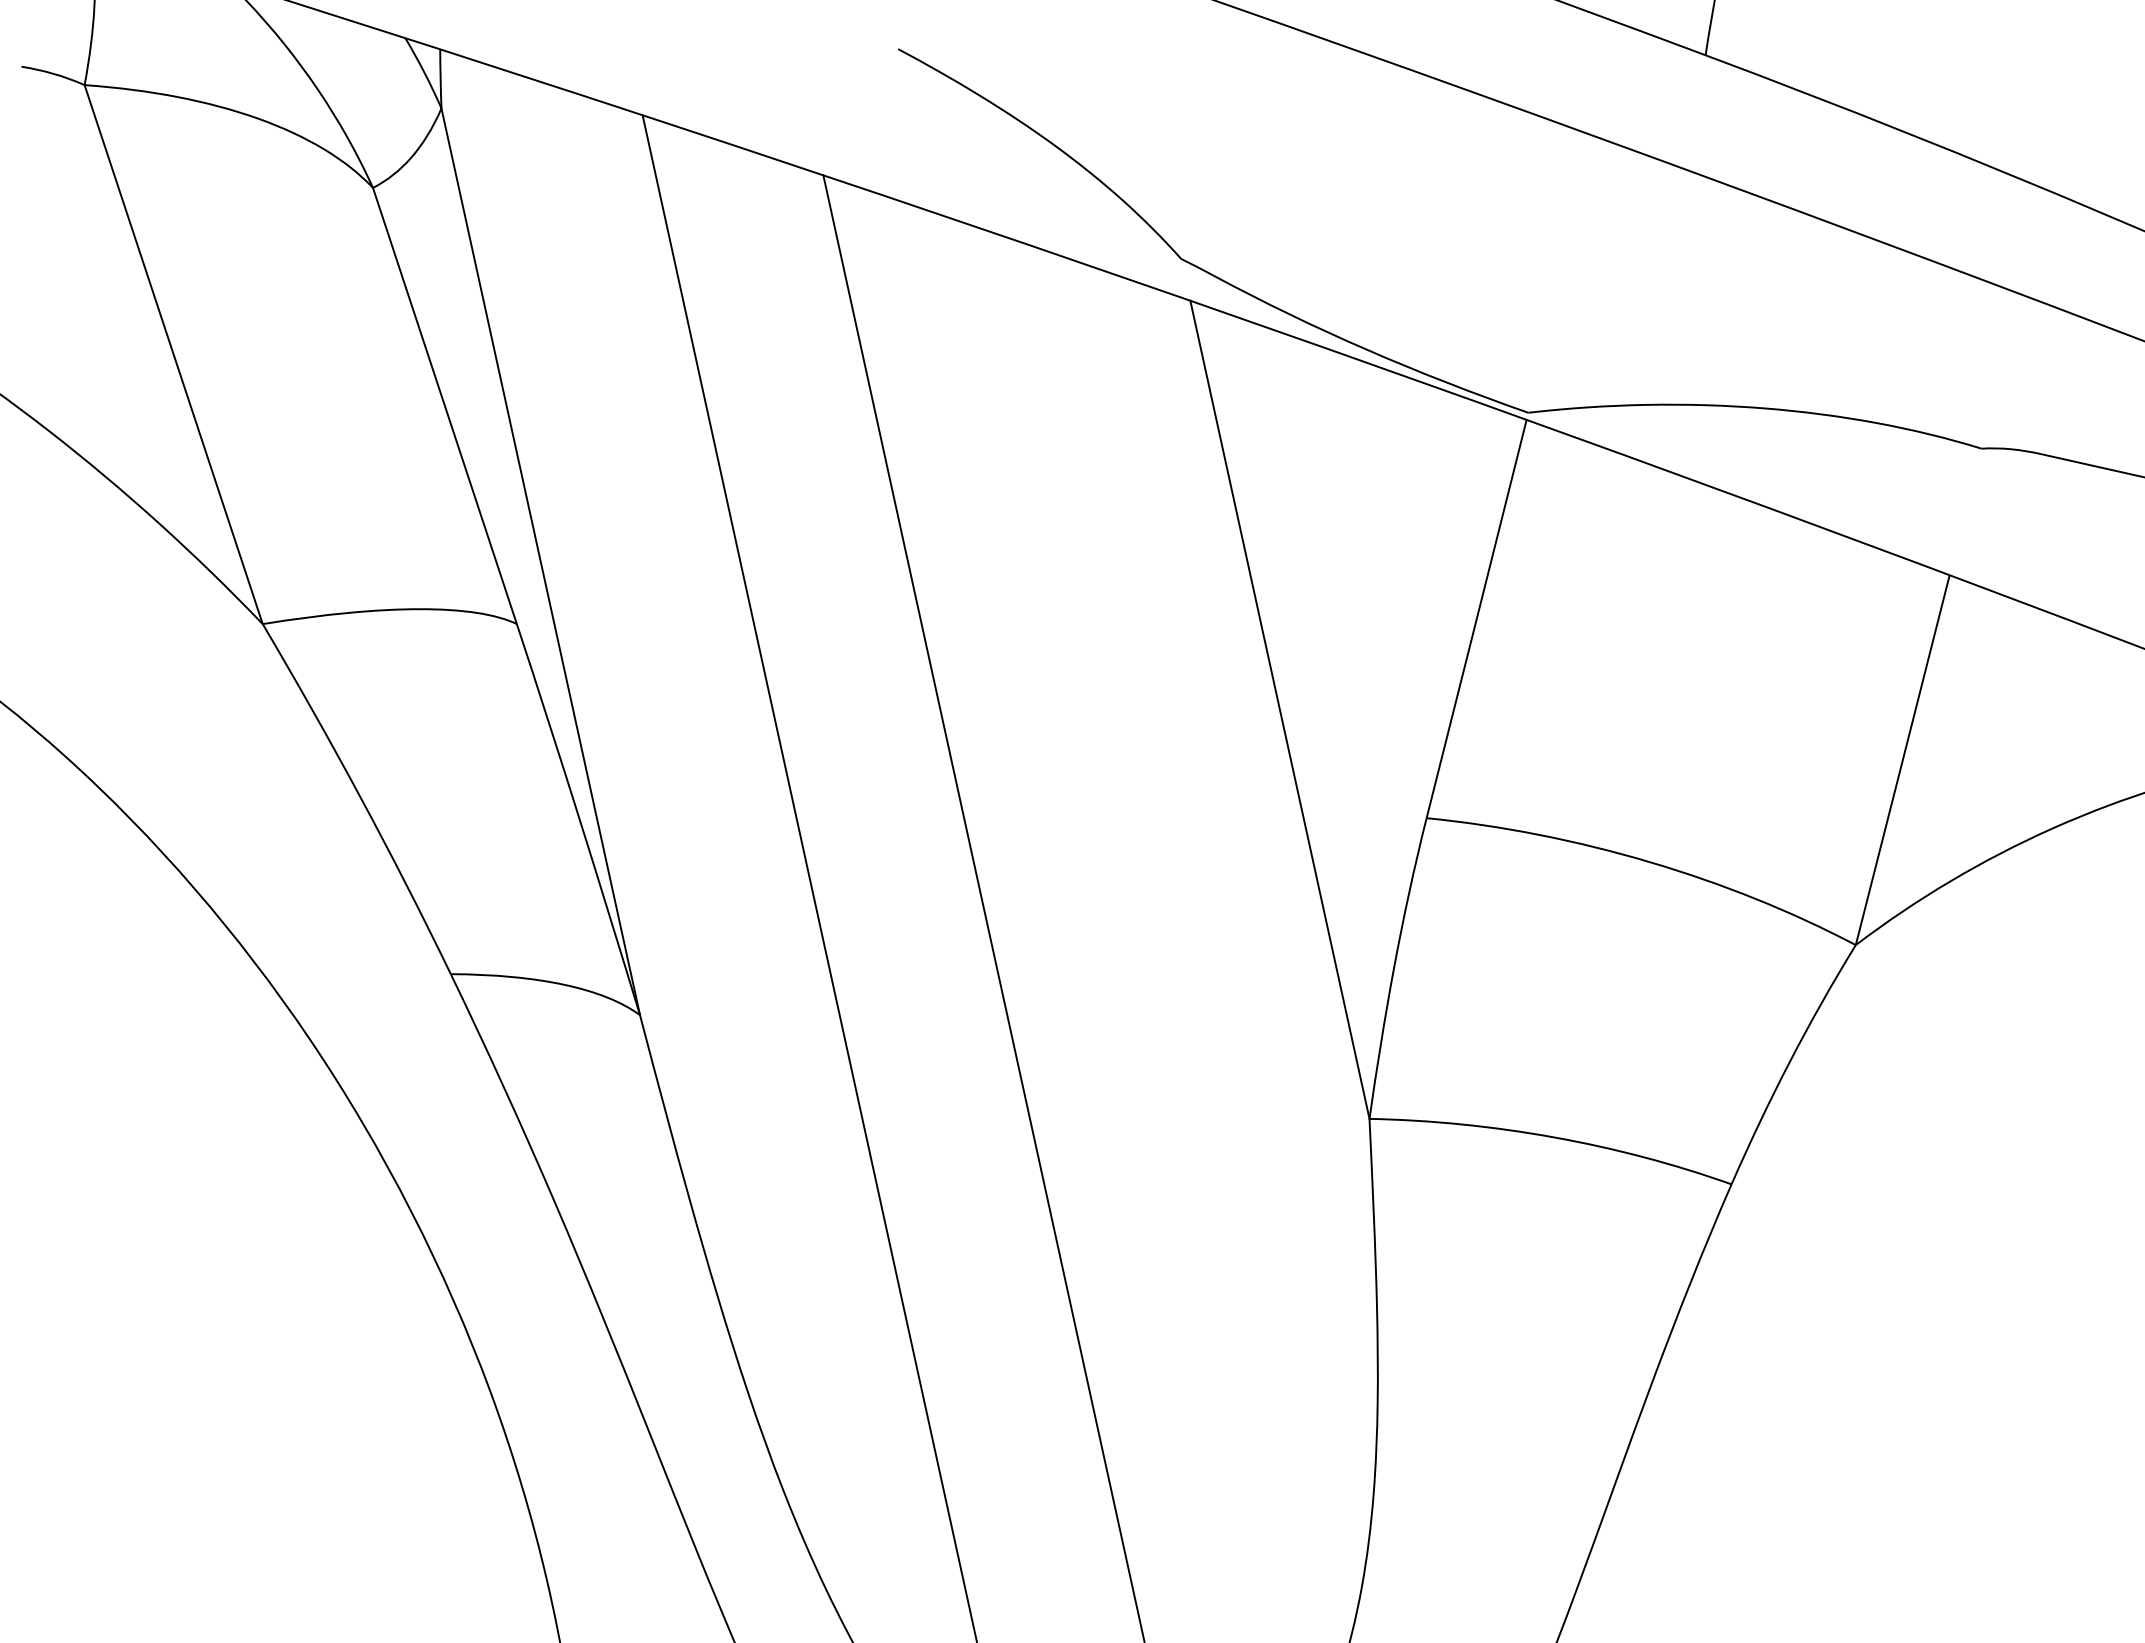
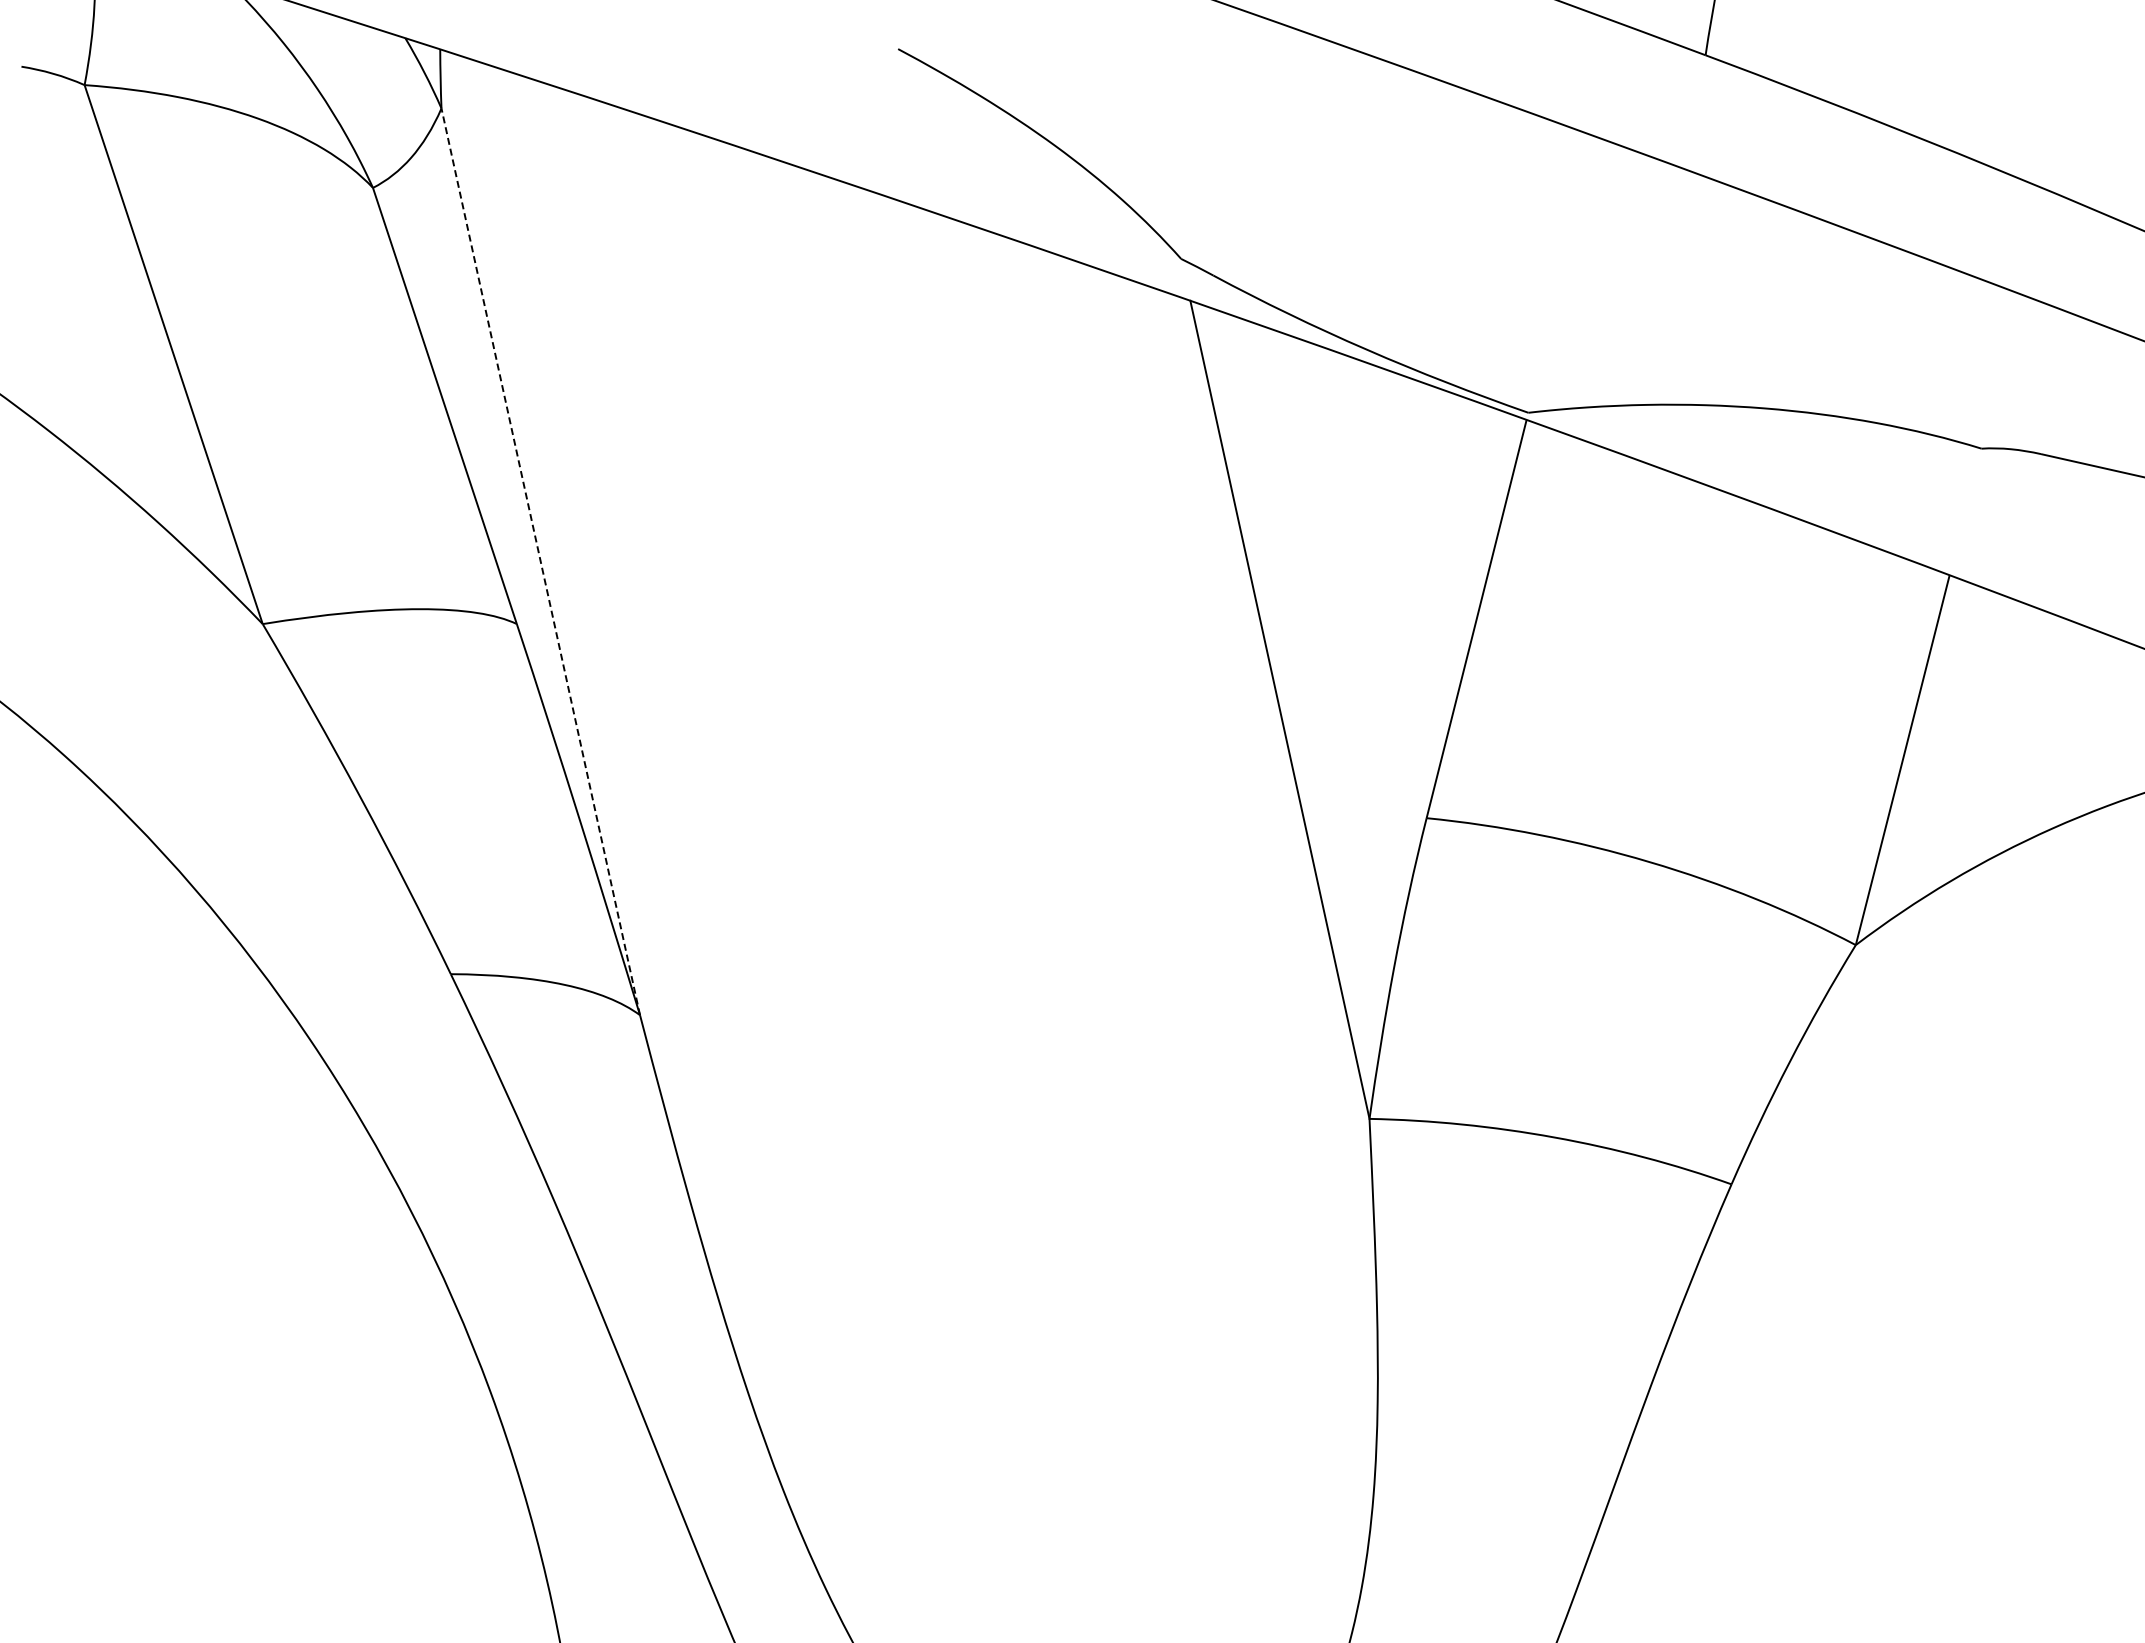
line: solid -> dashed (540, 561)
line: present -> none (809, 877)
line: present -> none (983, 907)
